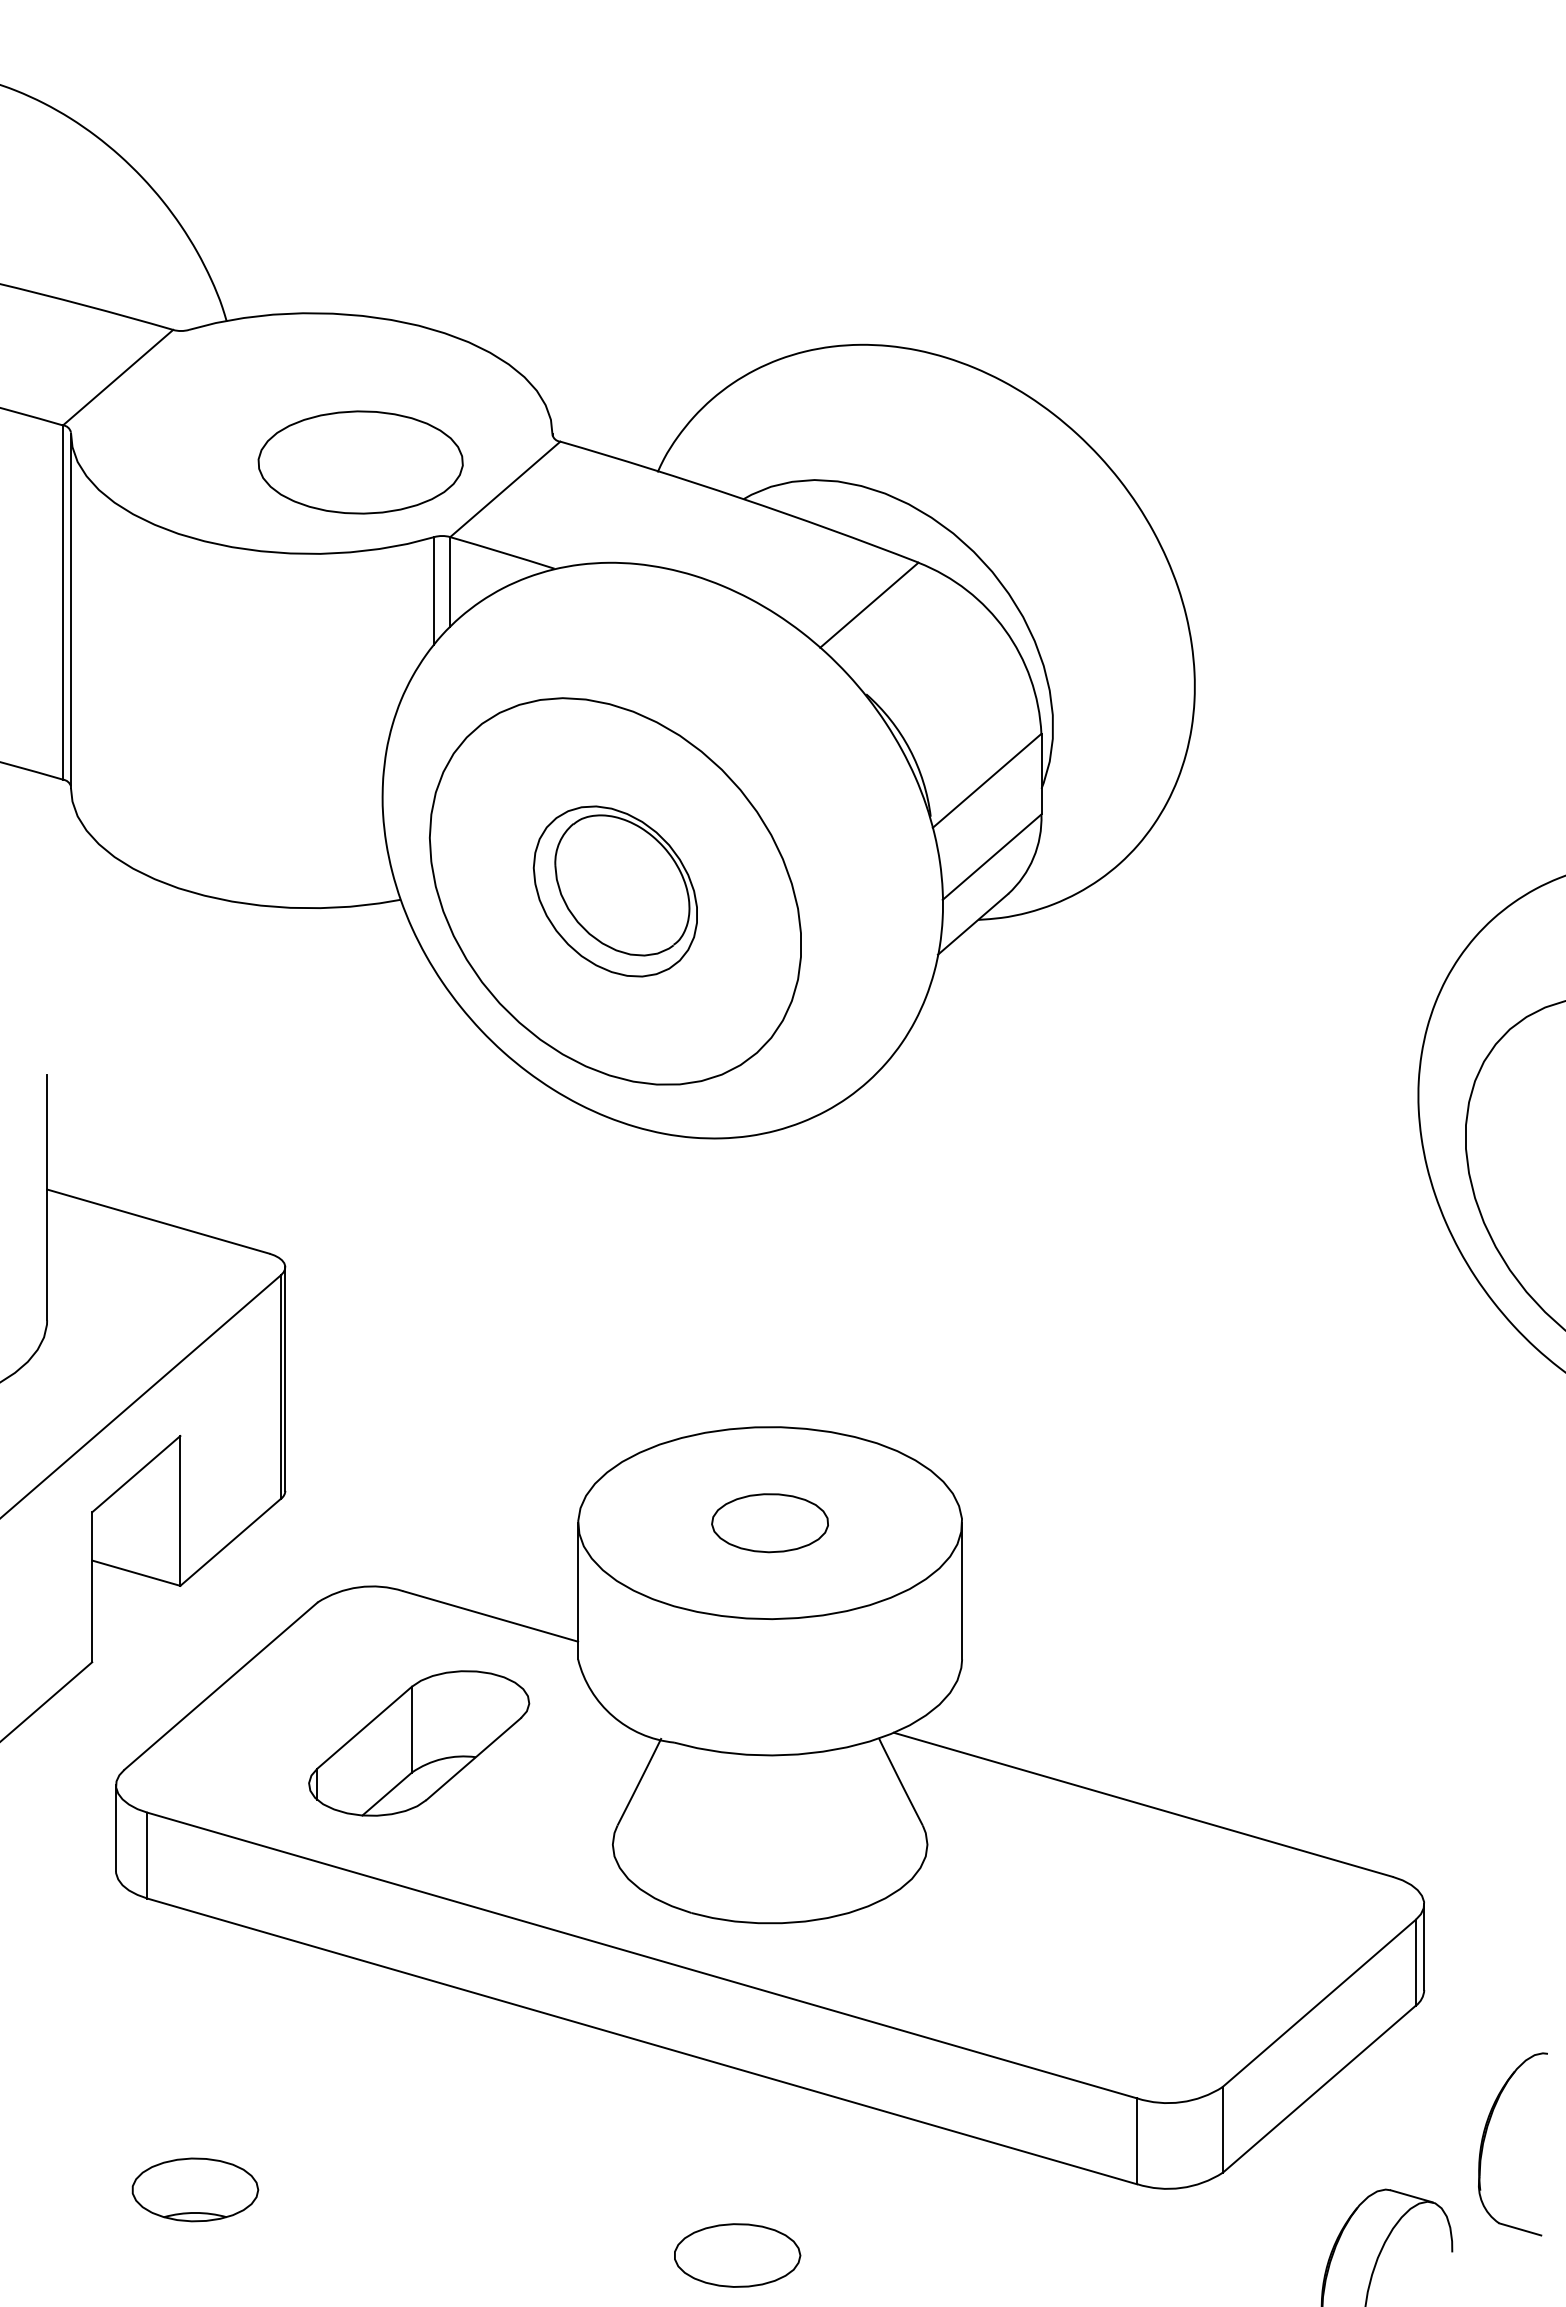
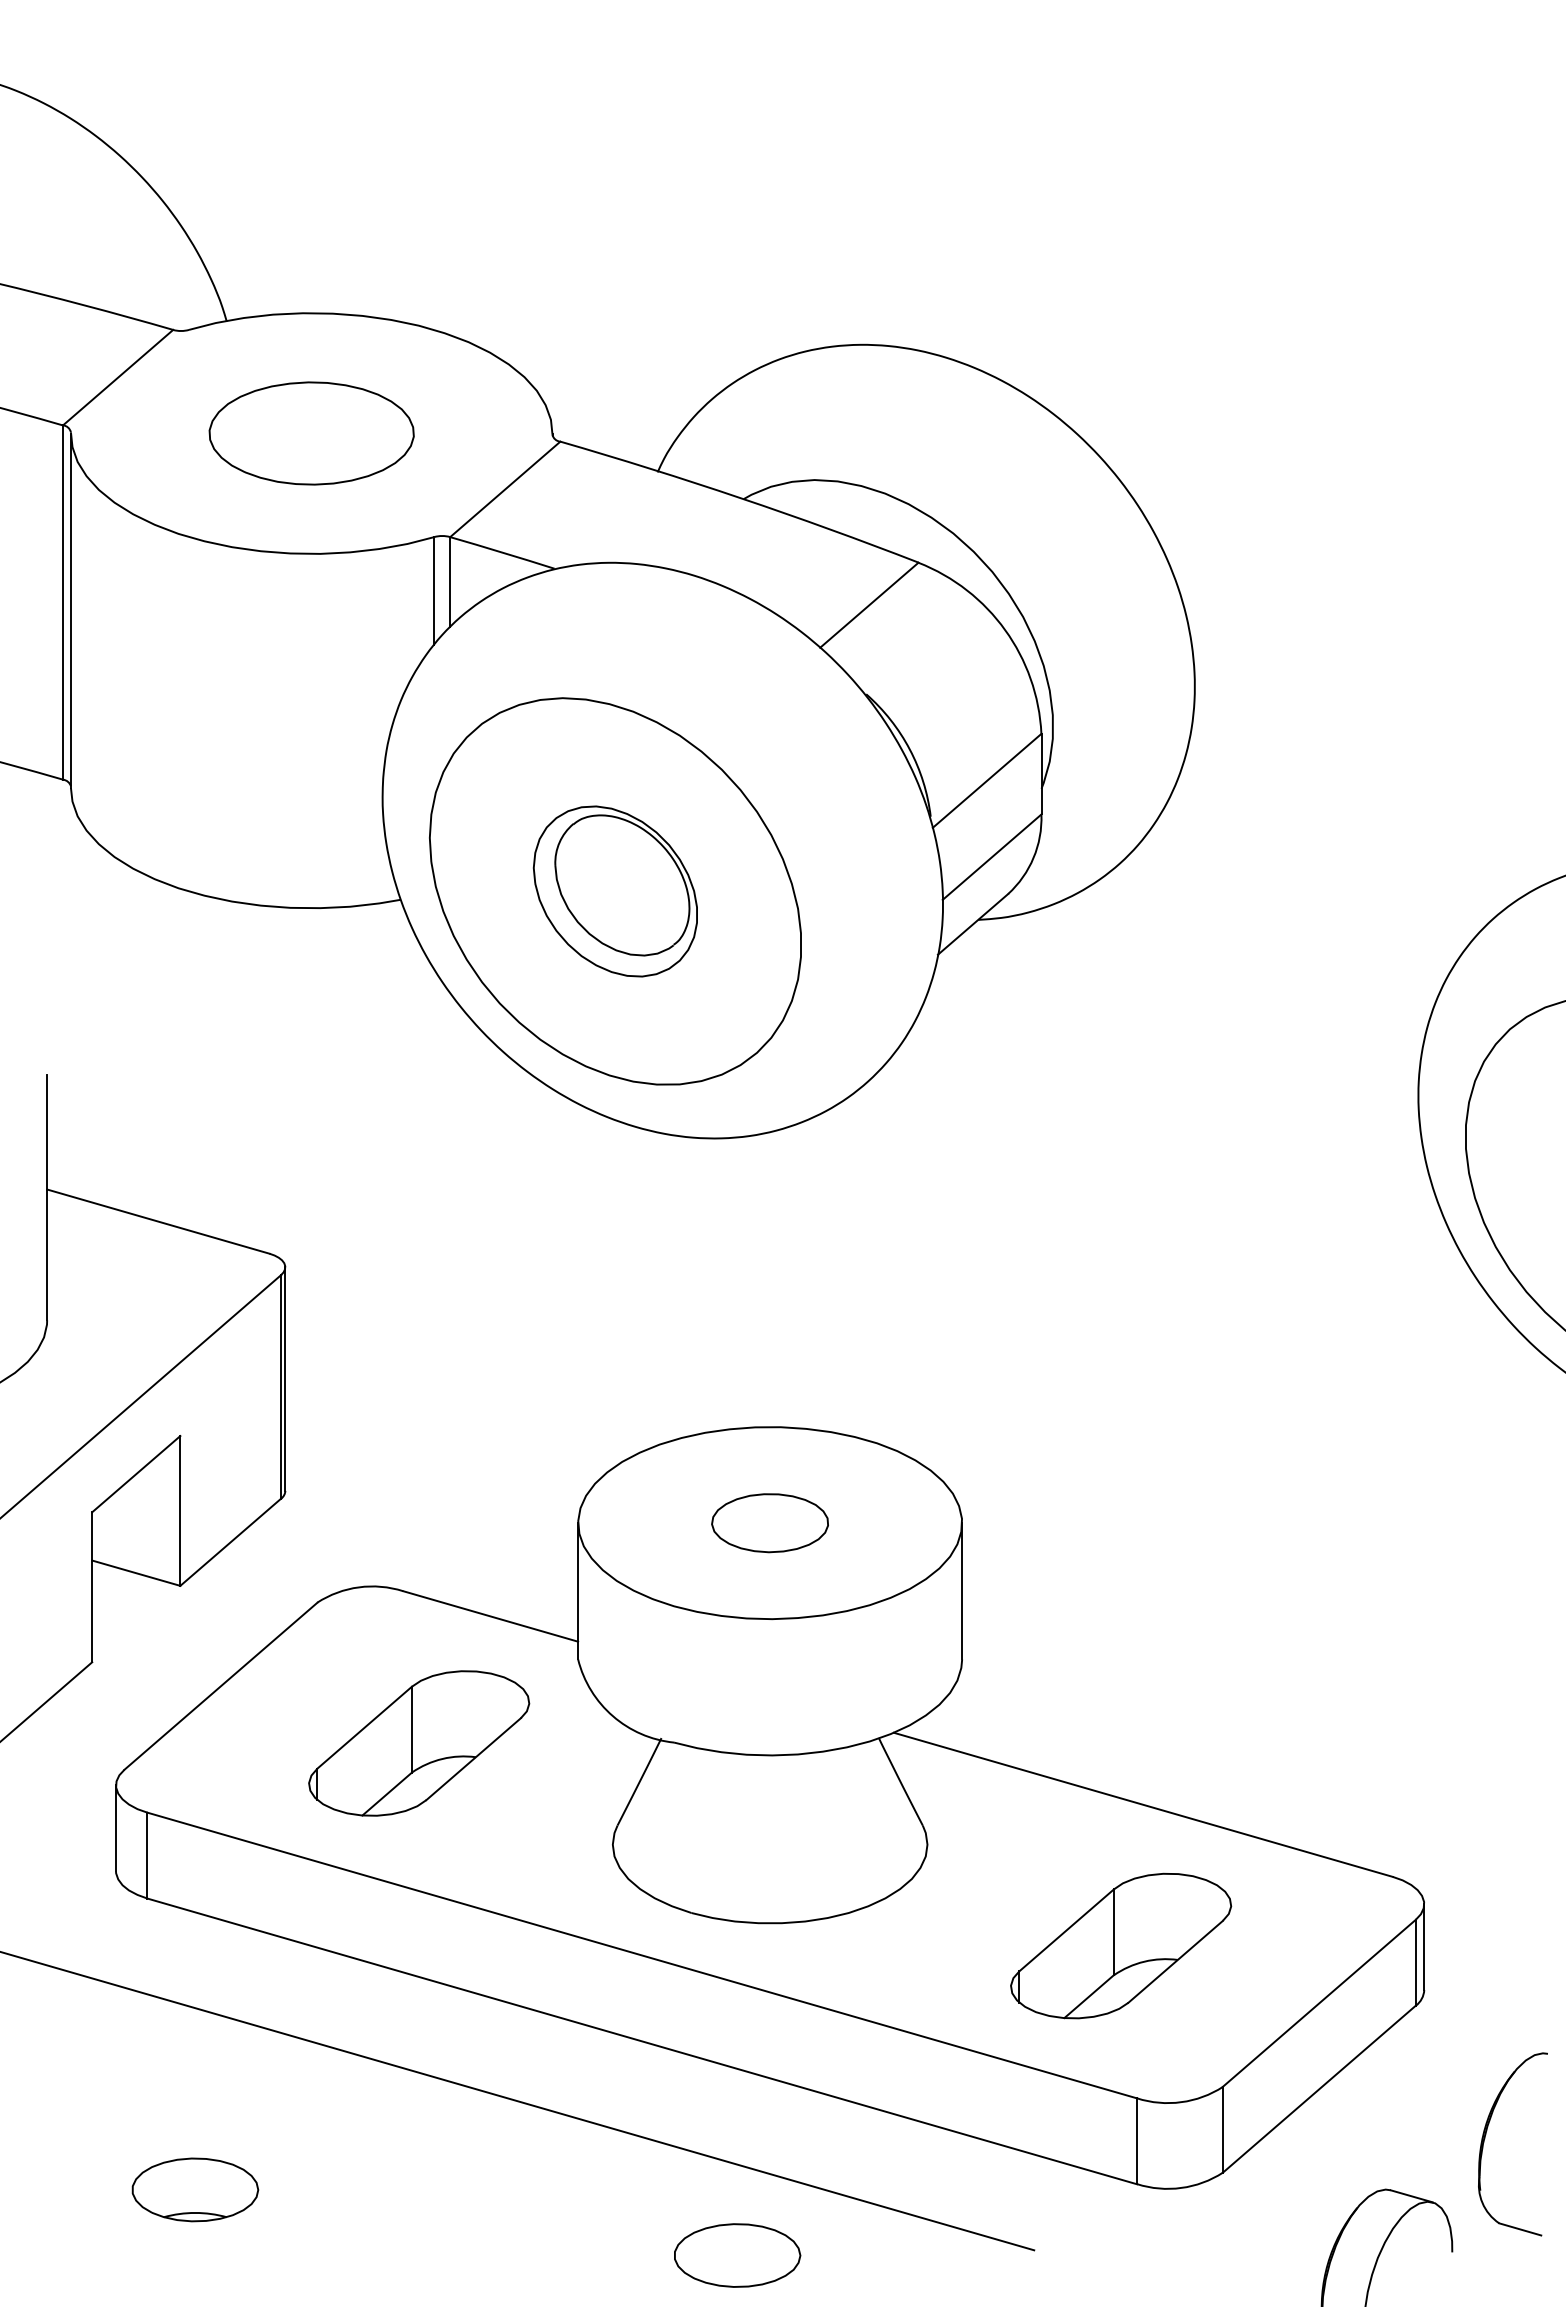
part position: (360, 462) -> (311, 433) (311, 433)
part: none -> present (1121, 1945)
line: none -> present (518, 2101)
